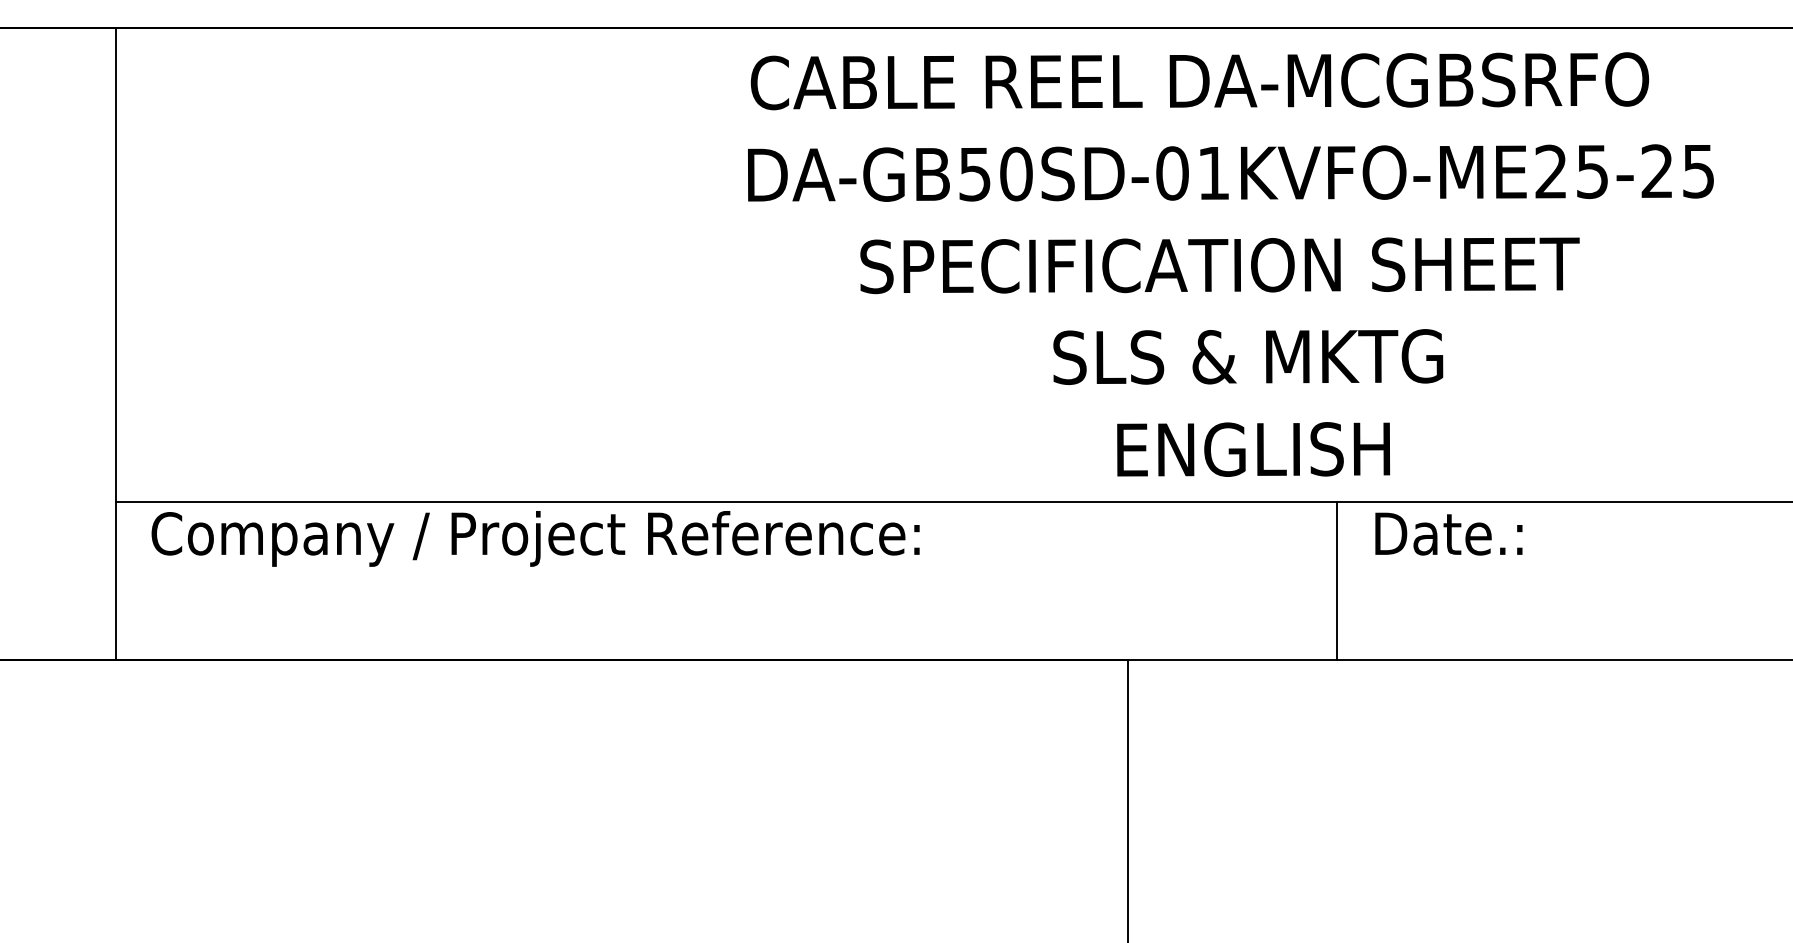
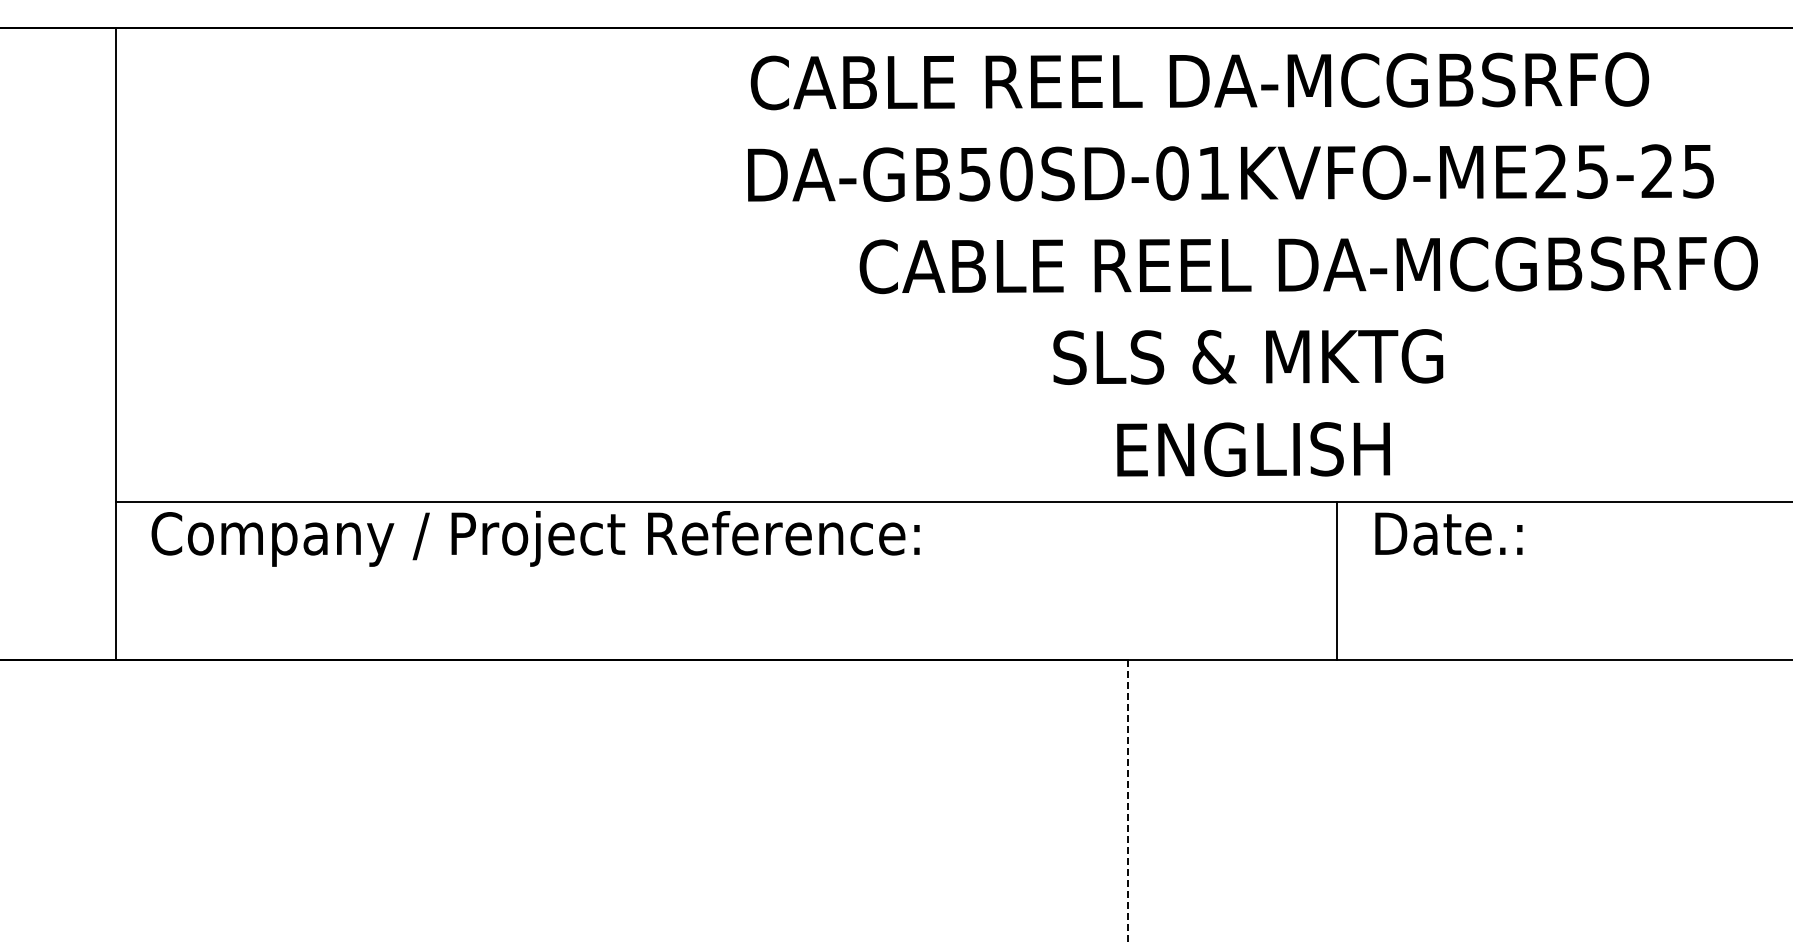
text: SPECIFICATION SHEET -> CABLE REEL DA-MCGBSRFO (1308, 265)
line: solid -> dashed (1127, 801)
